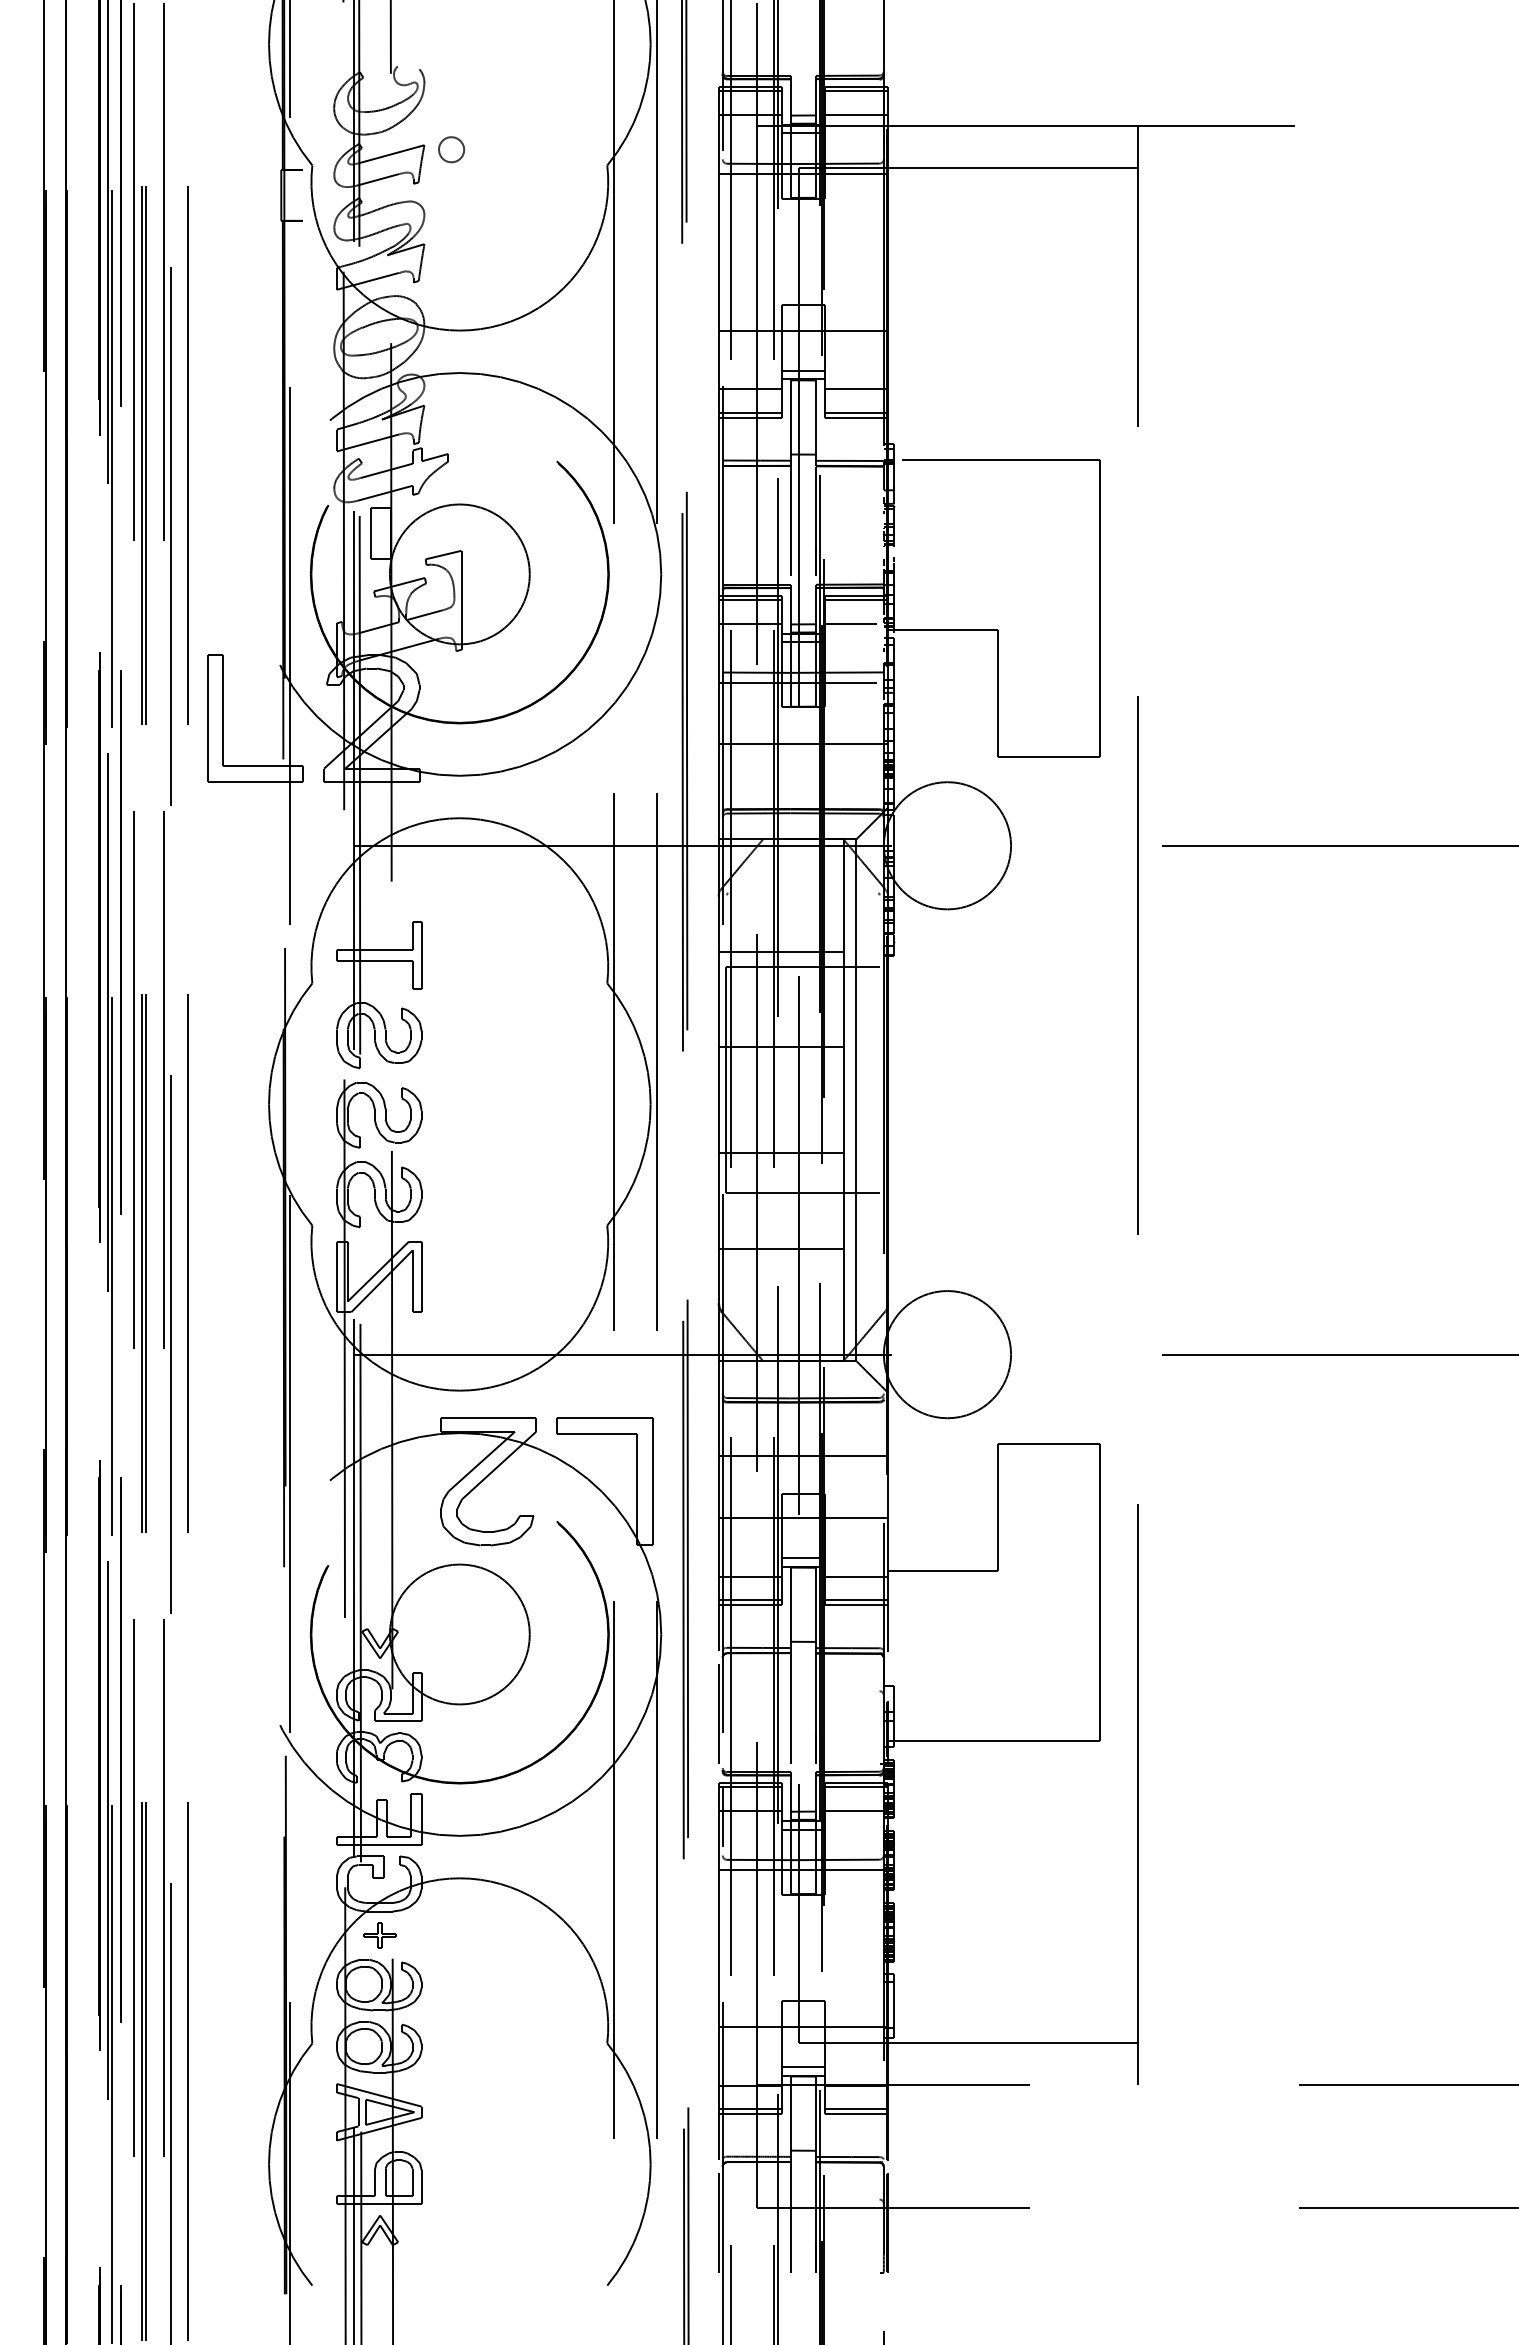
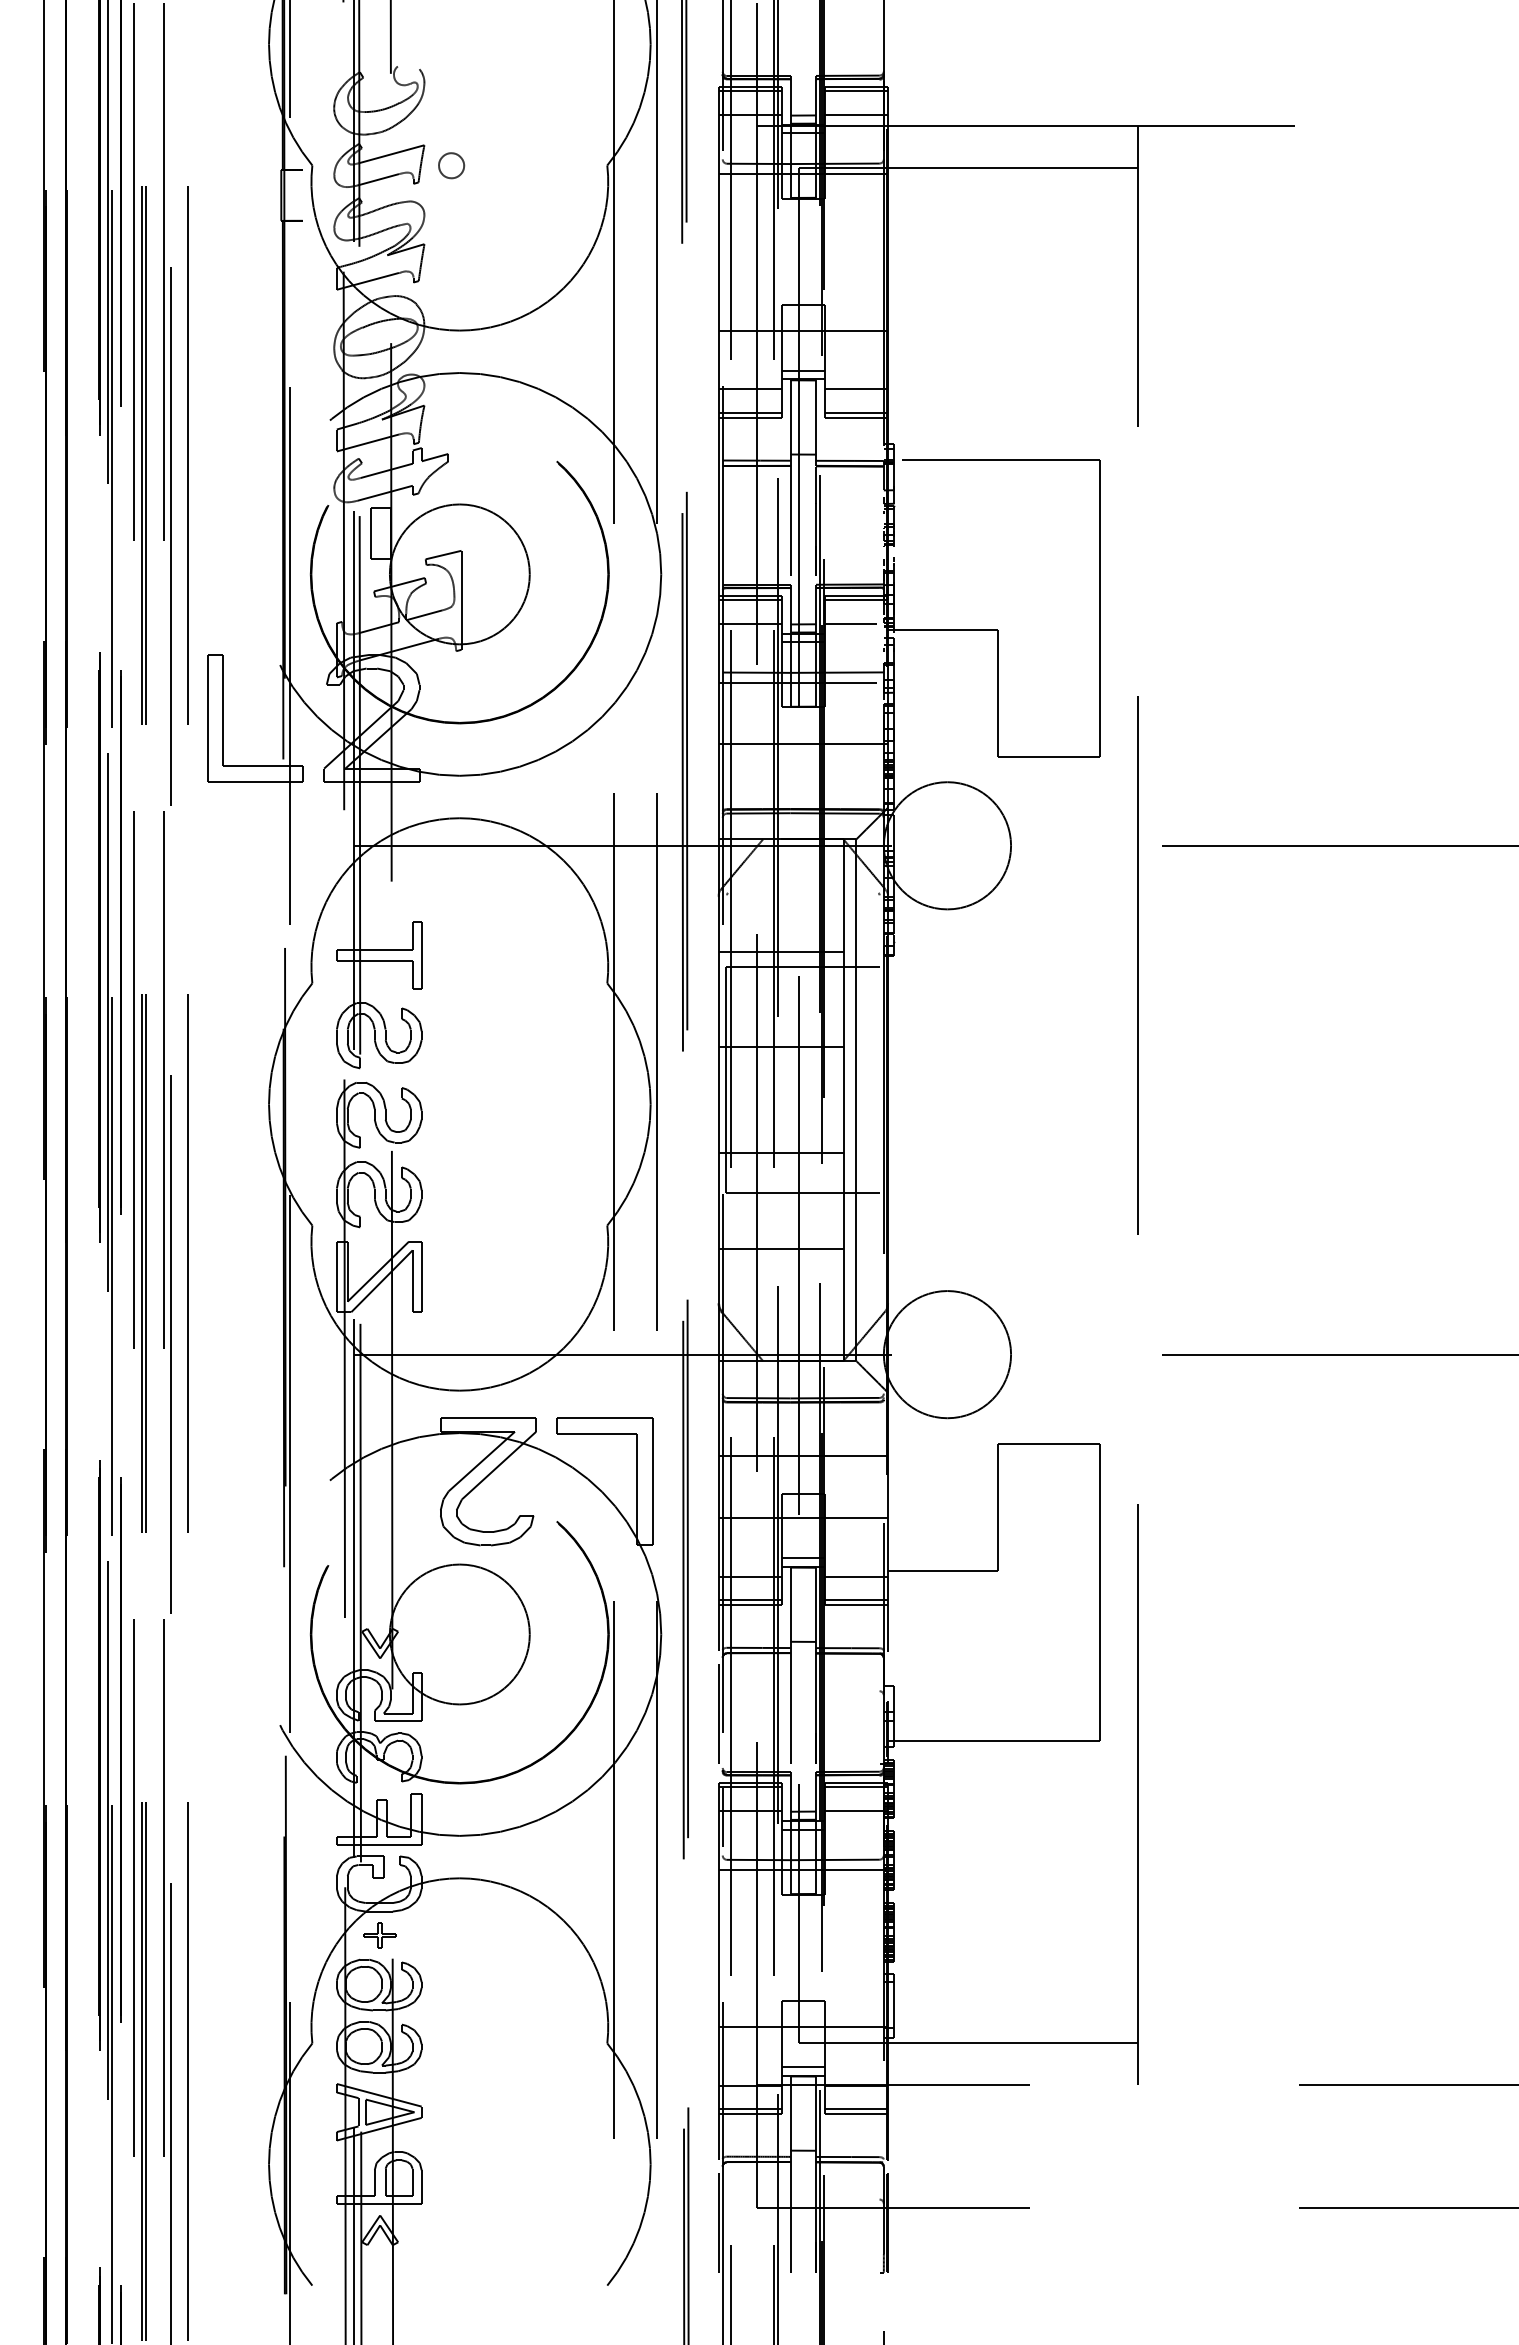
part position: (451, 149) -> (451, 165) (451, 165)
